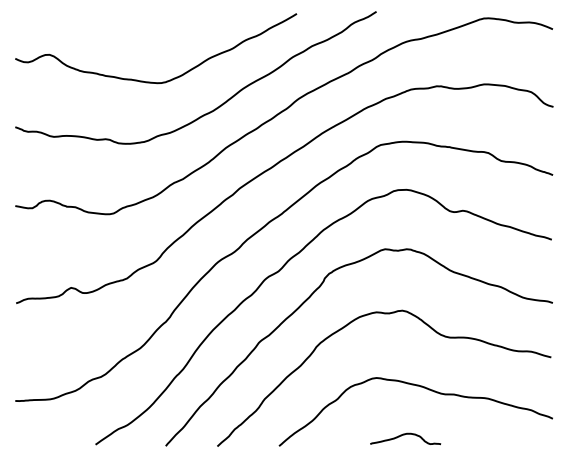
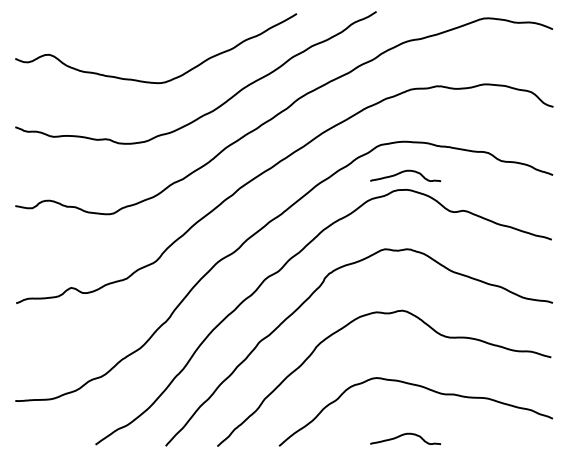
curve: none -> present (404, 172)
